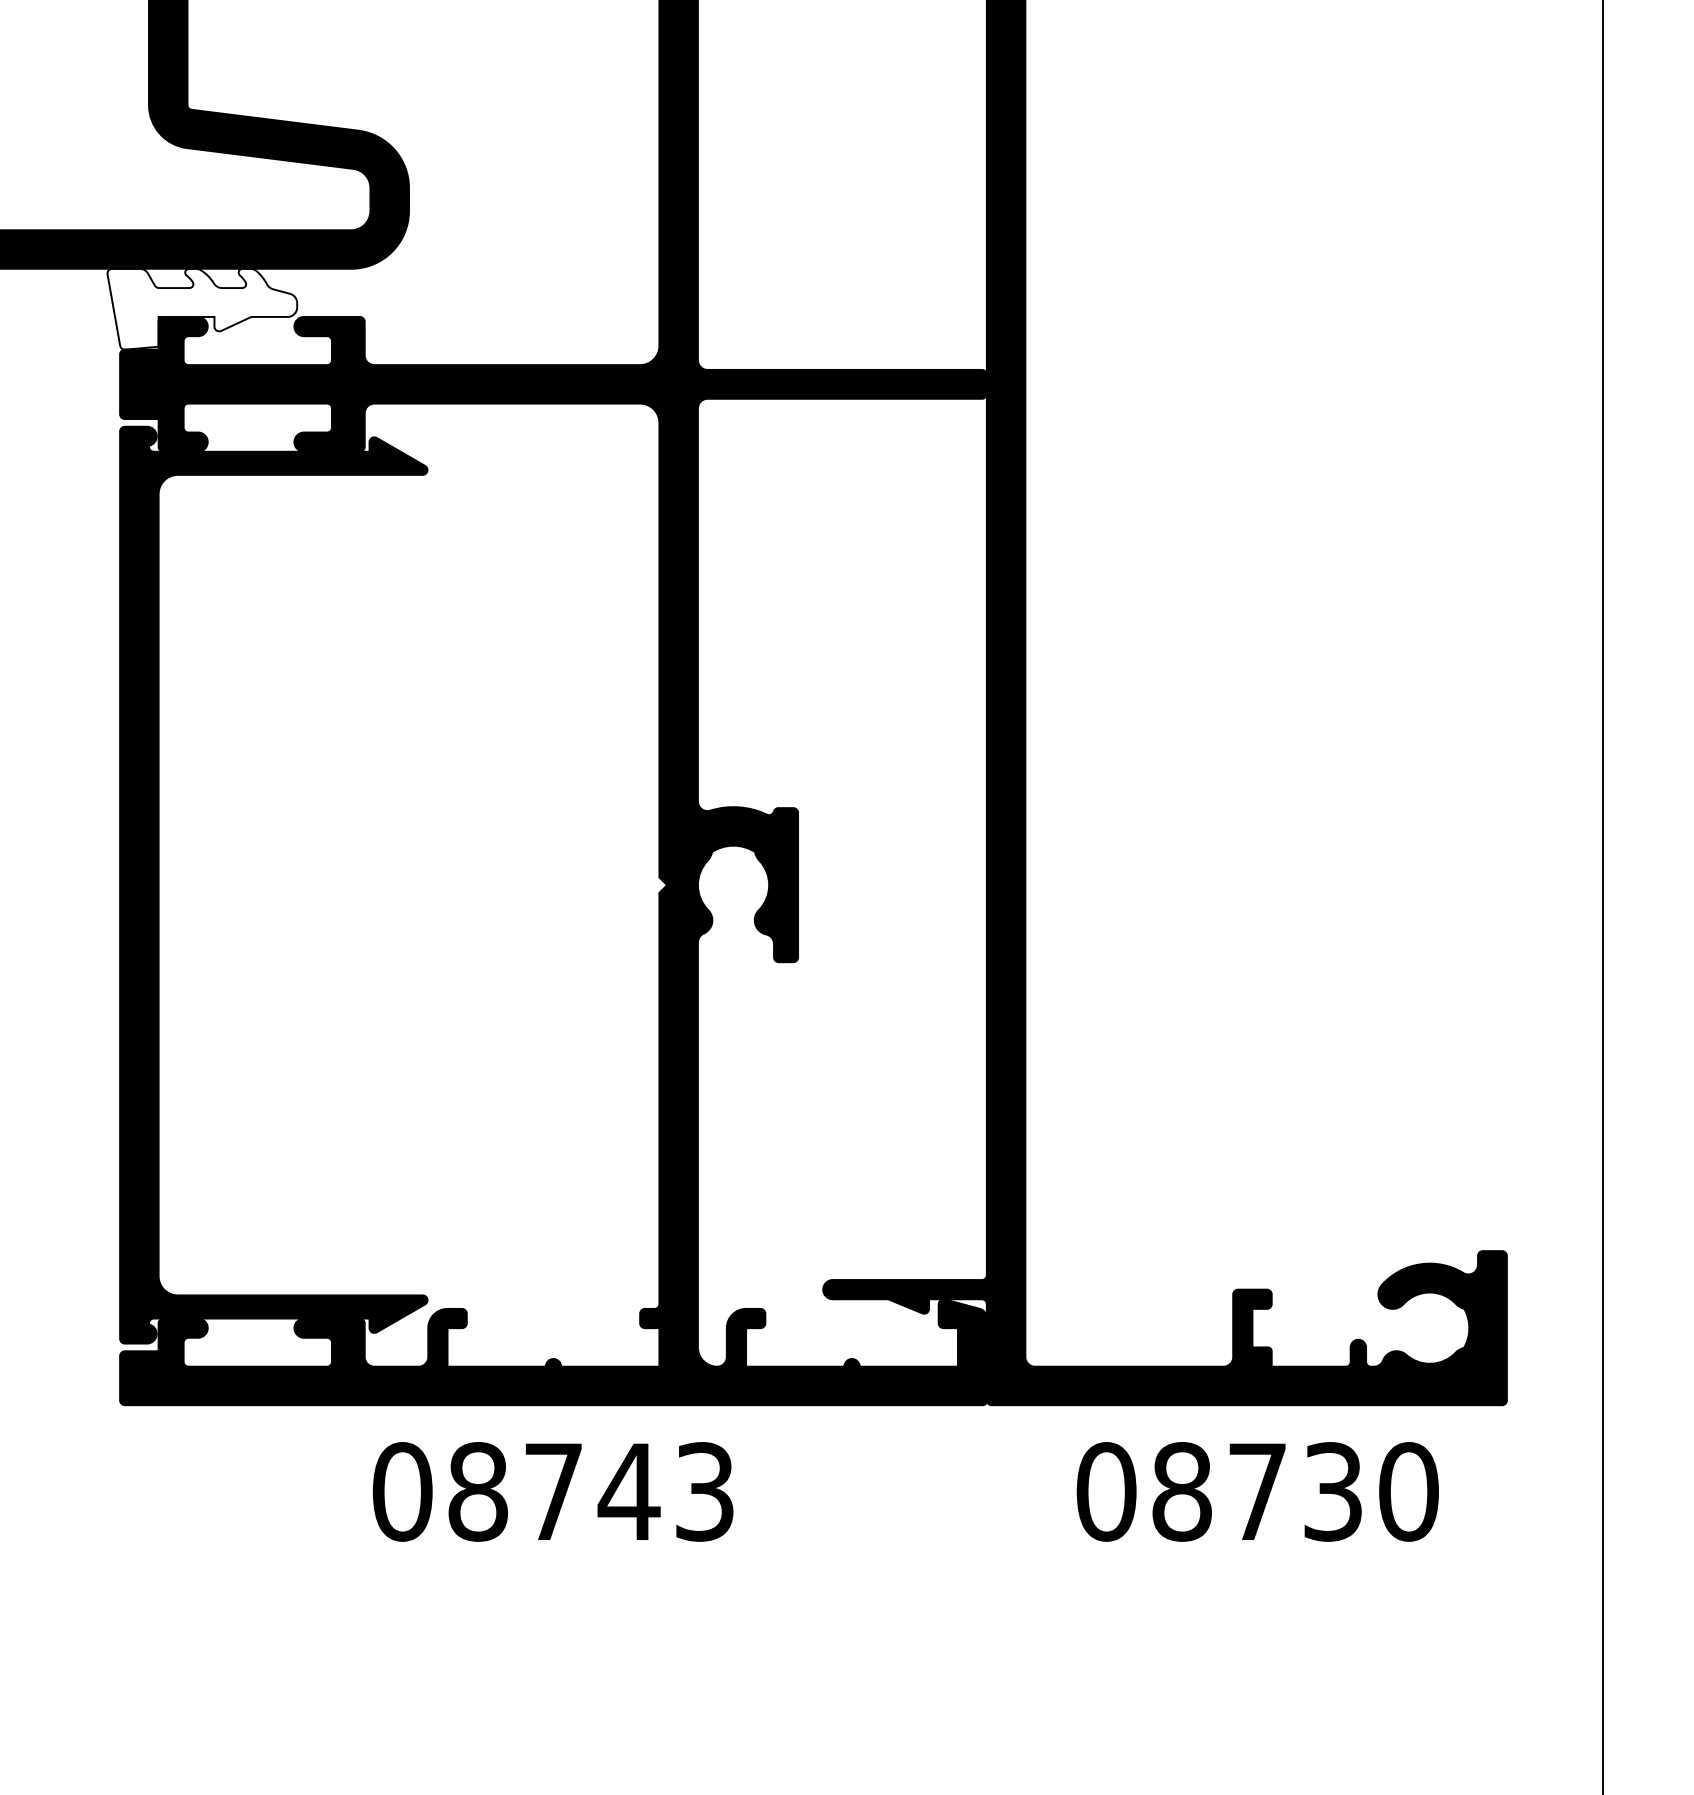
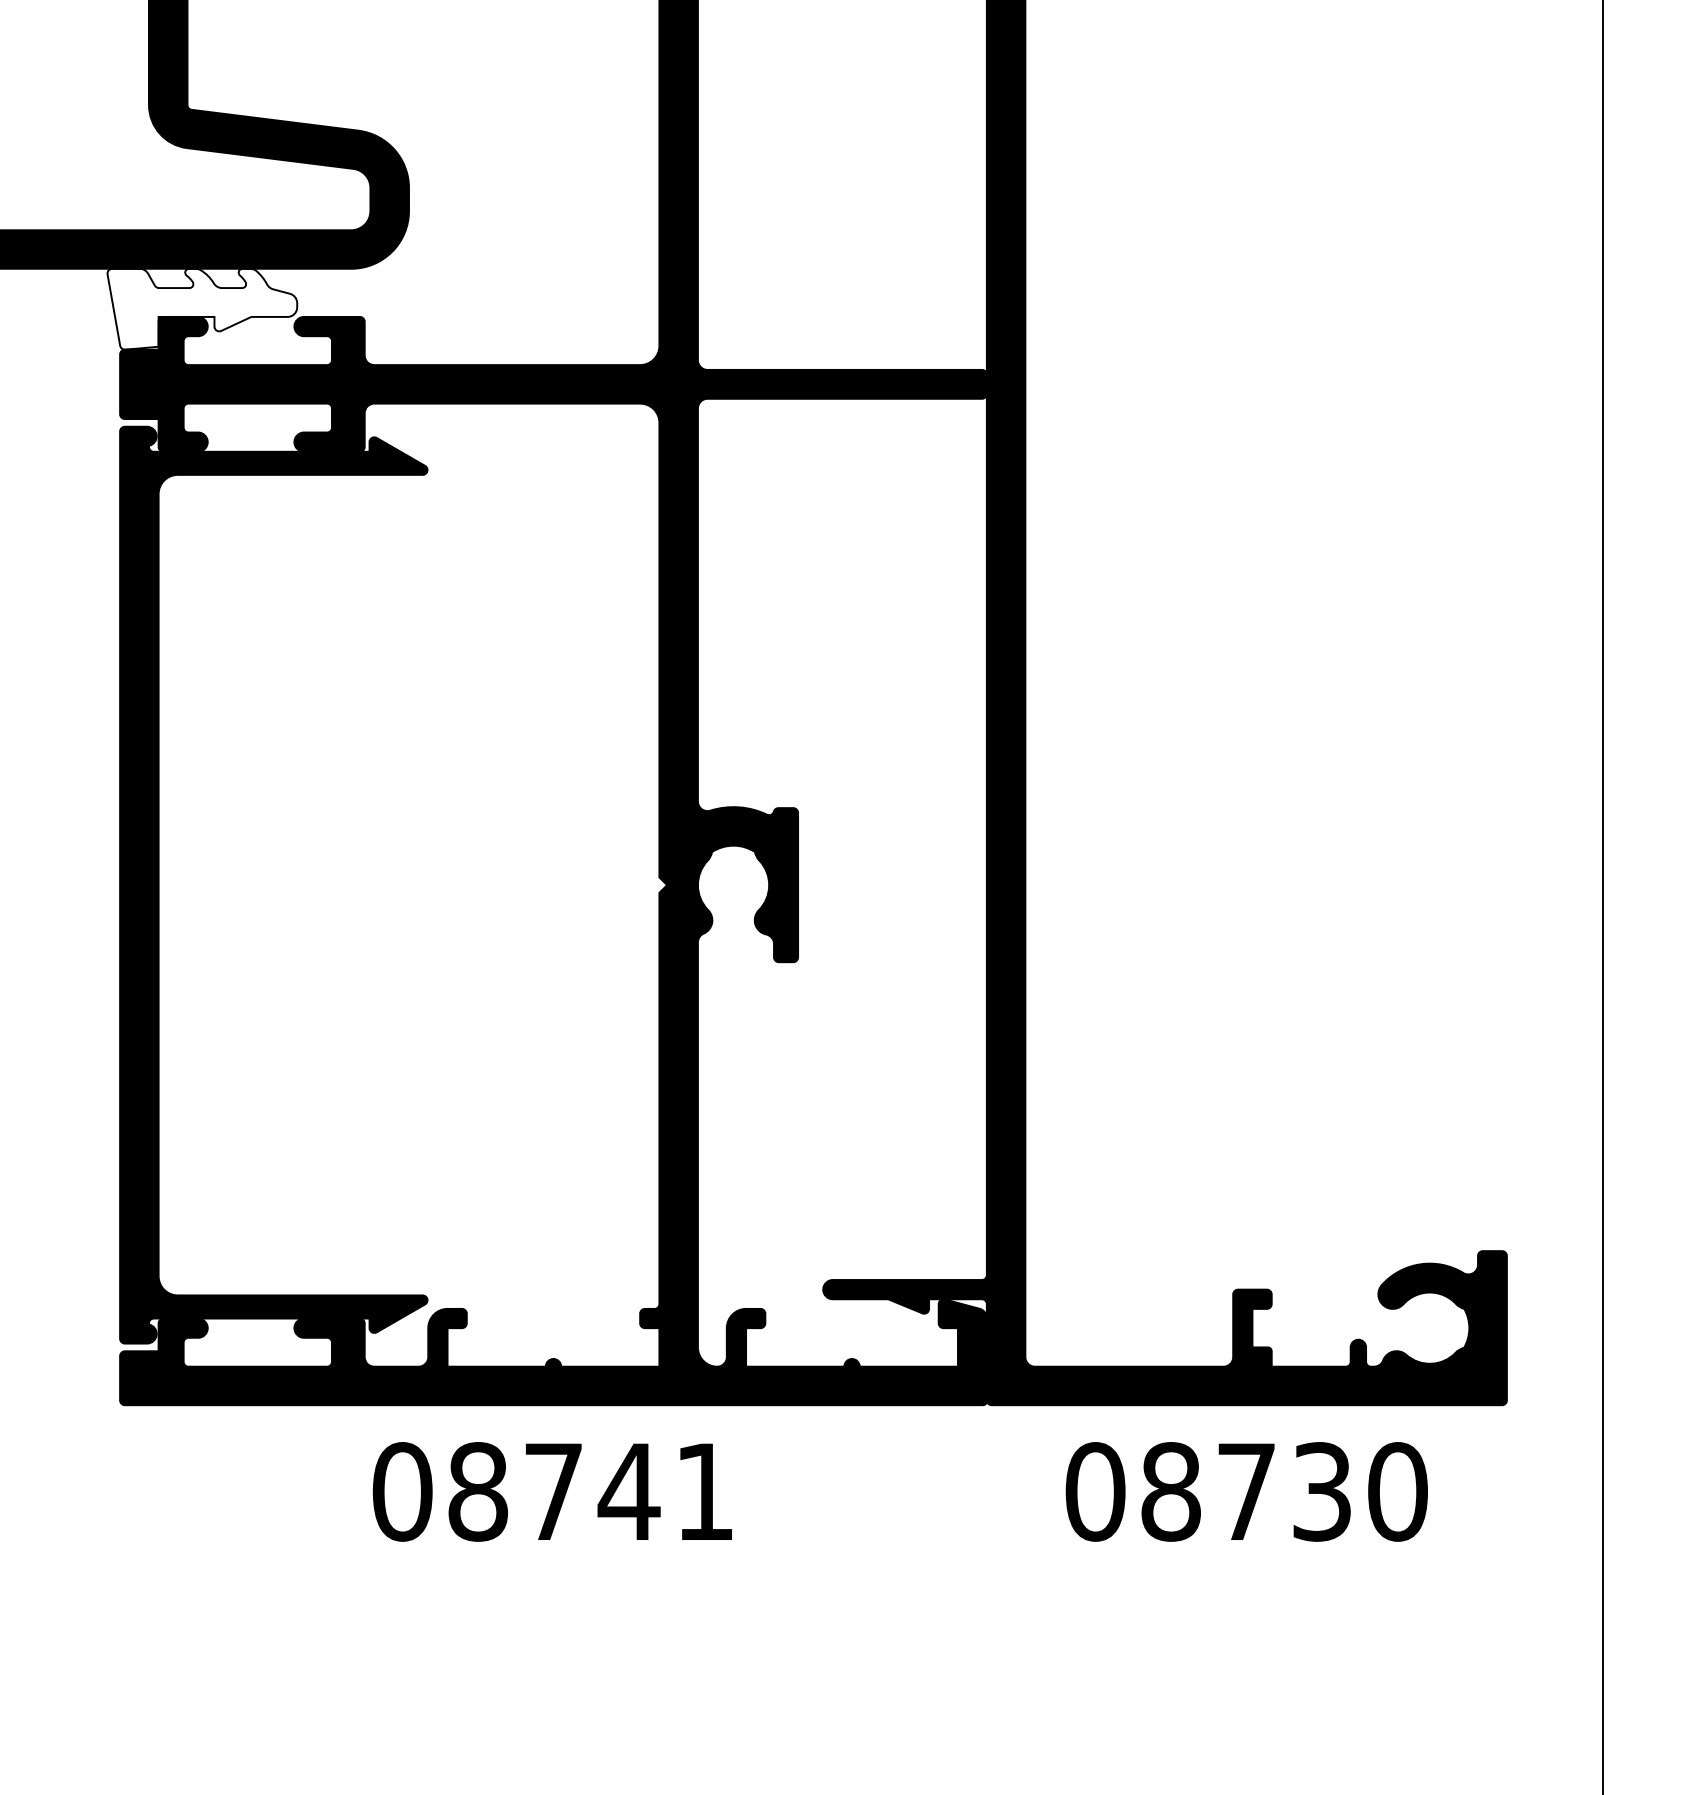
text: 08743 -> 08741 (704, 1491)
text position: (1257, 1491) -> (1246, 1491) (1246, 1491)
